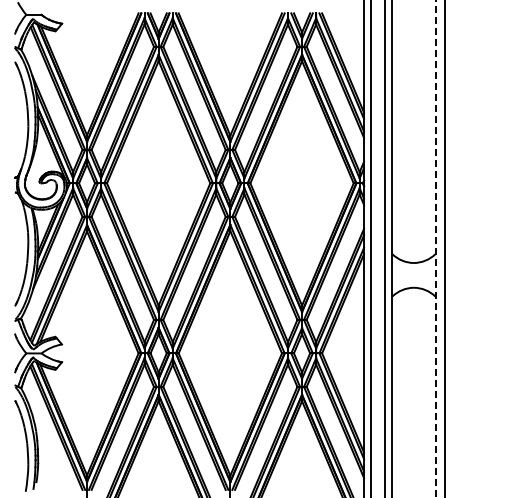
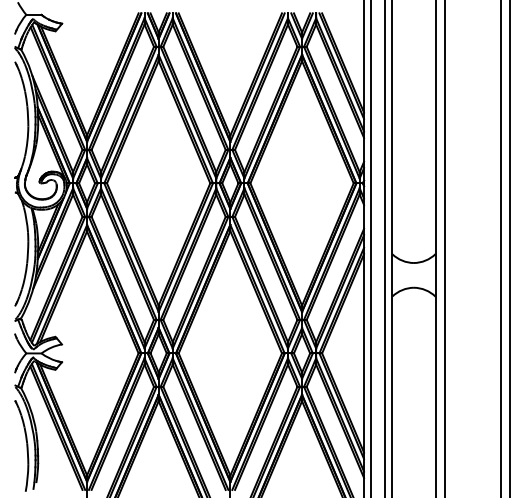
line: dashed -> solid (435, 248)
line: none -> present (501, 248)
line: none -> present (509, 248)
